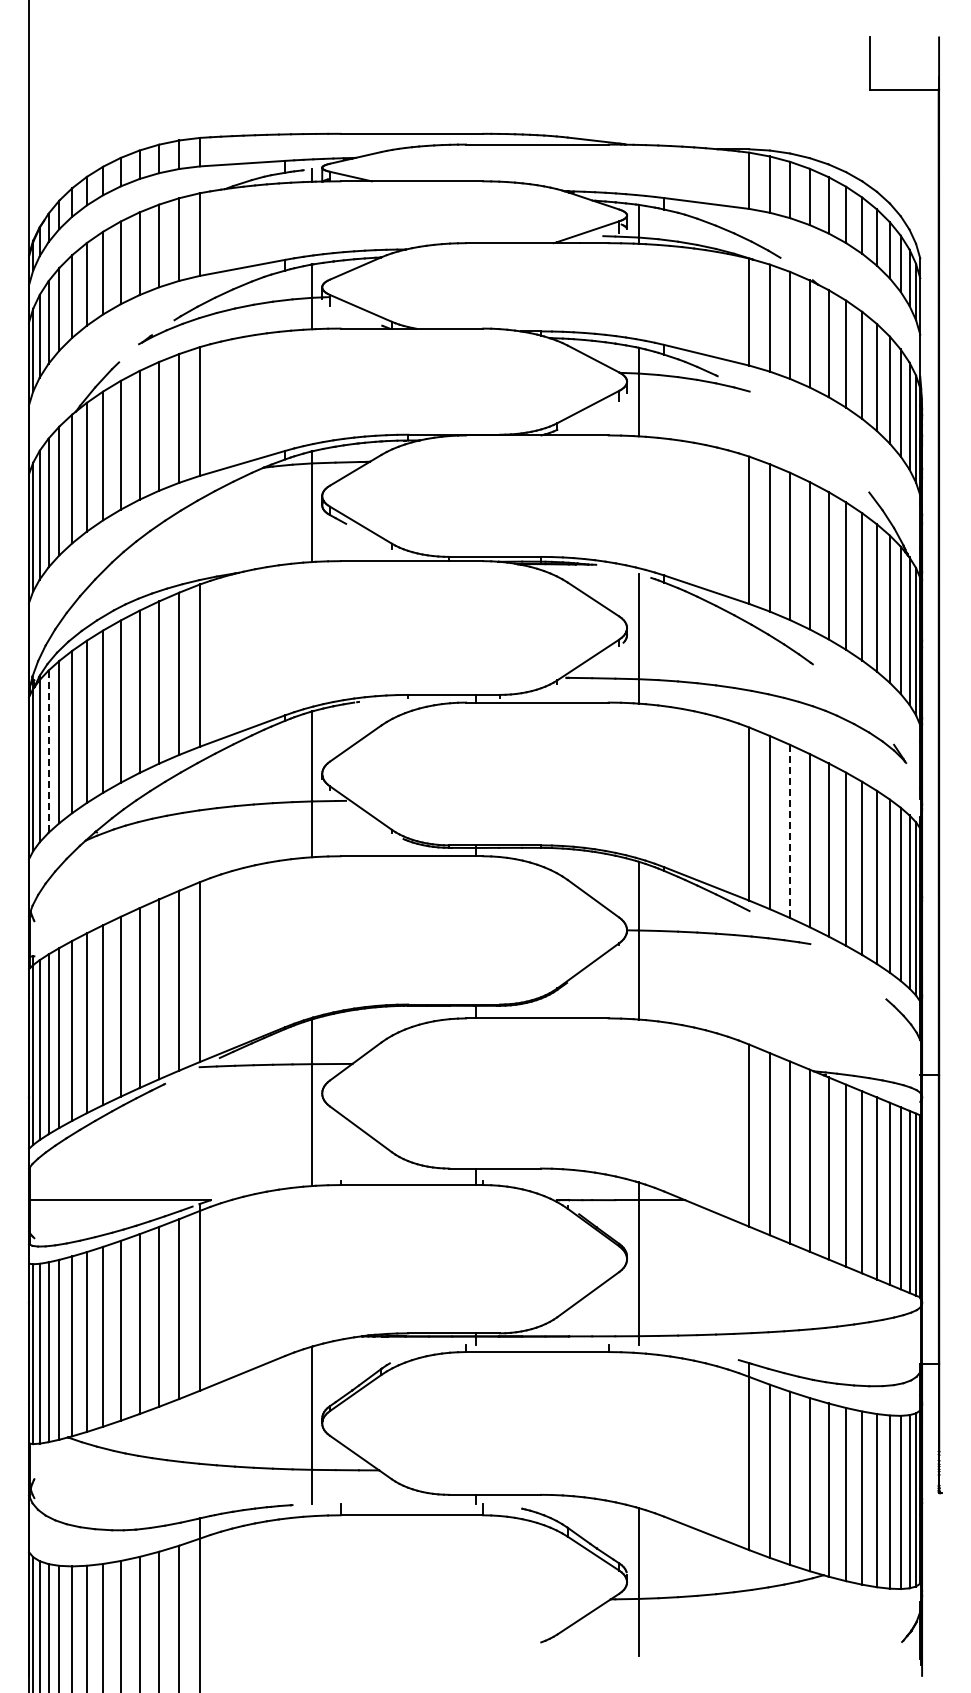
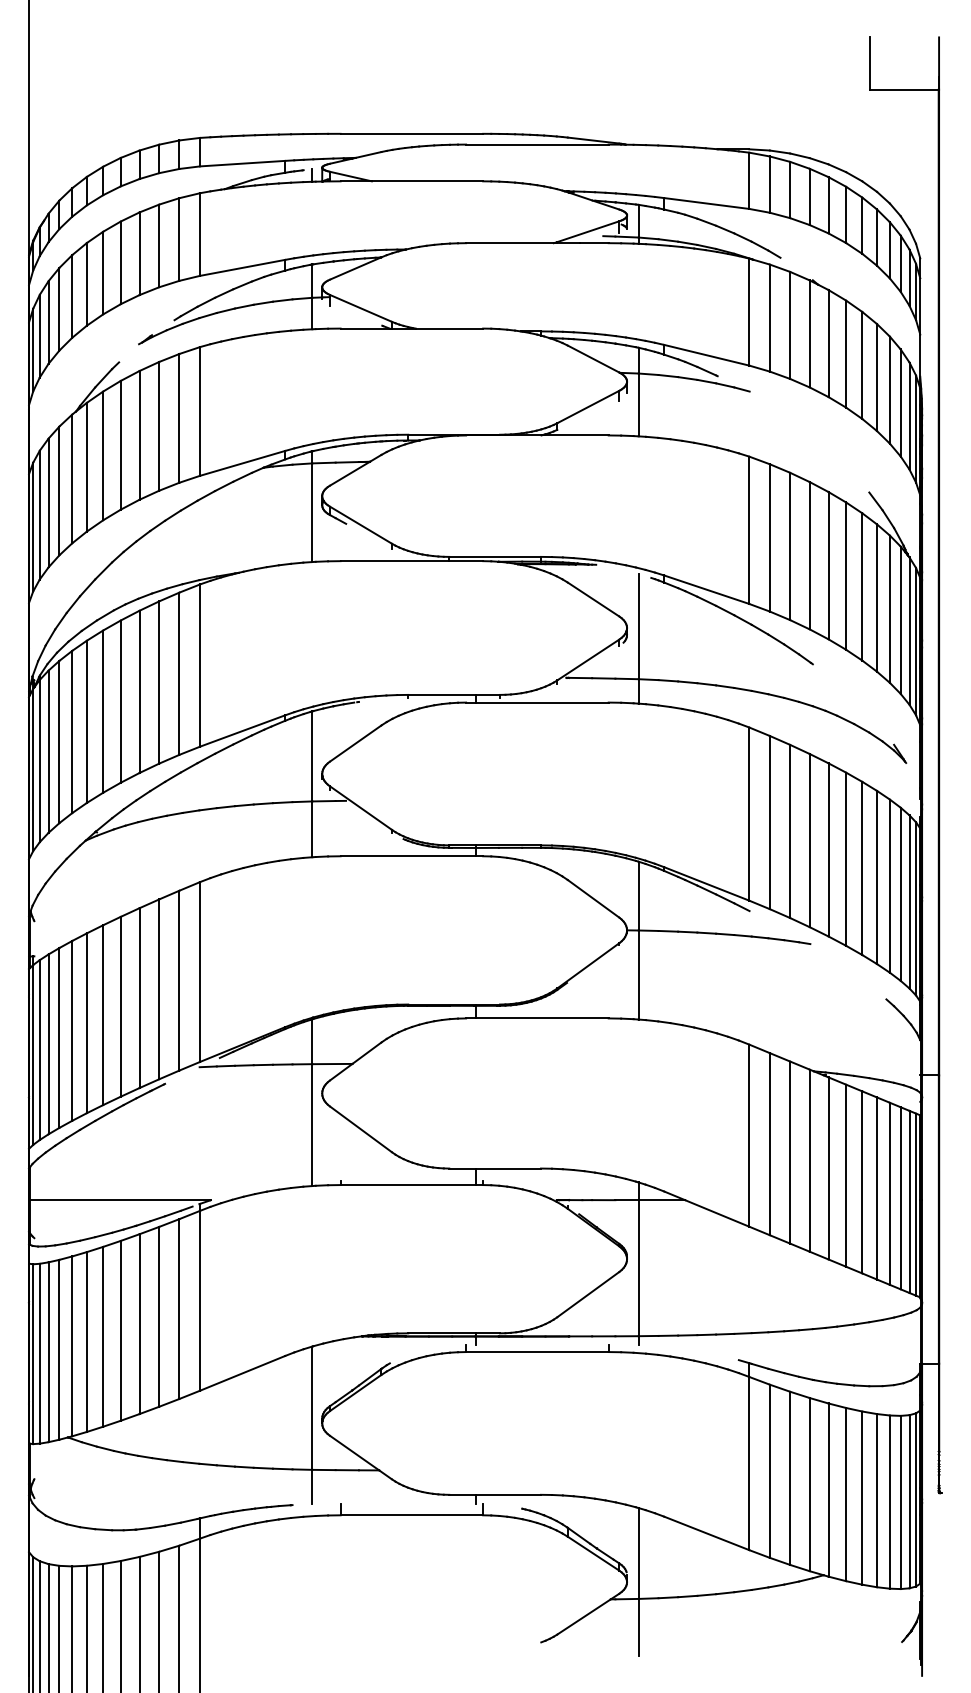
line: dashed -> solid (48, 752)
line: dashed -> solid (790, 831)
